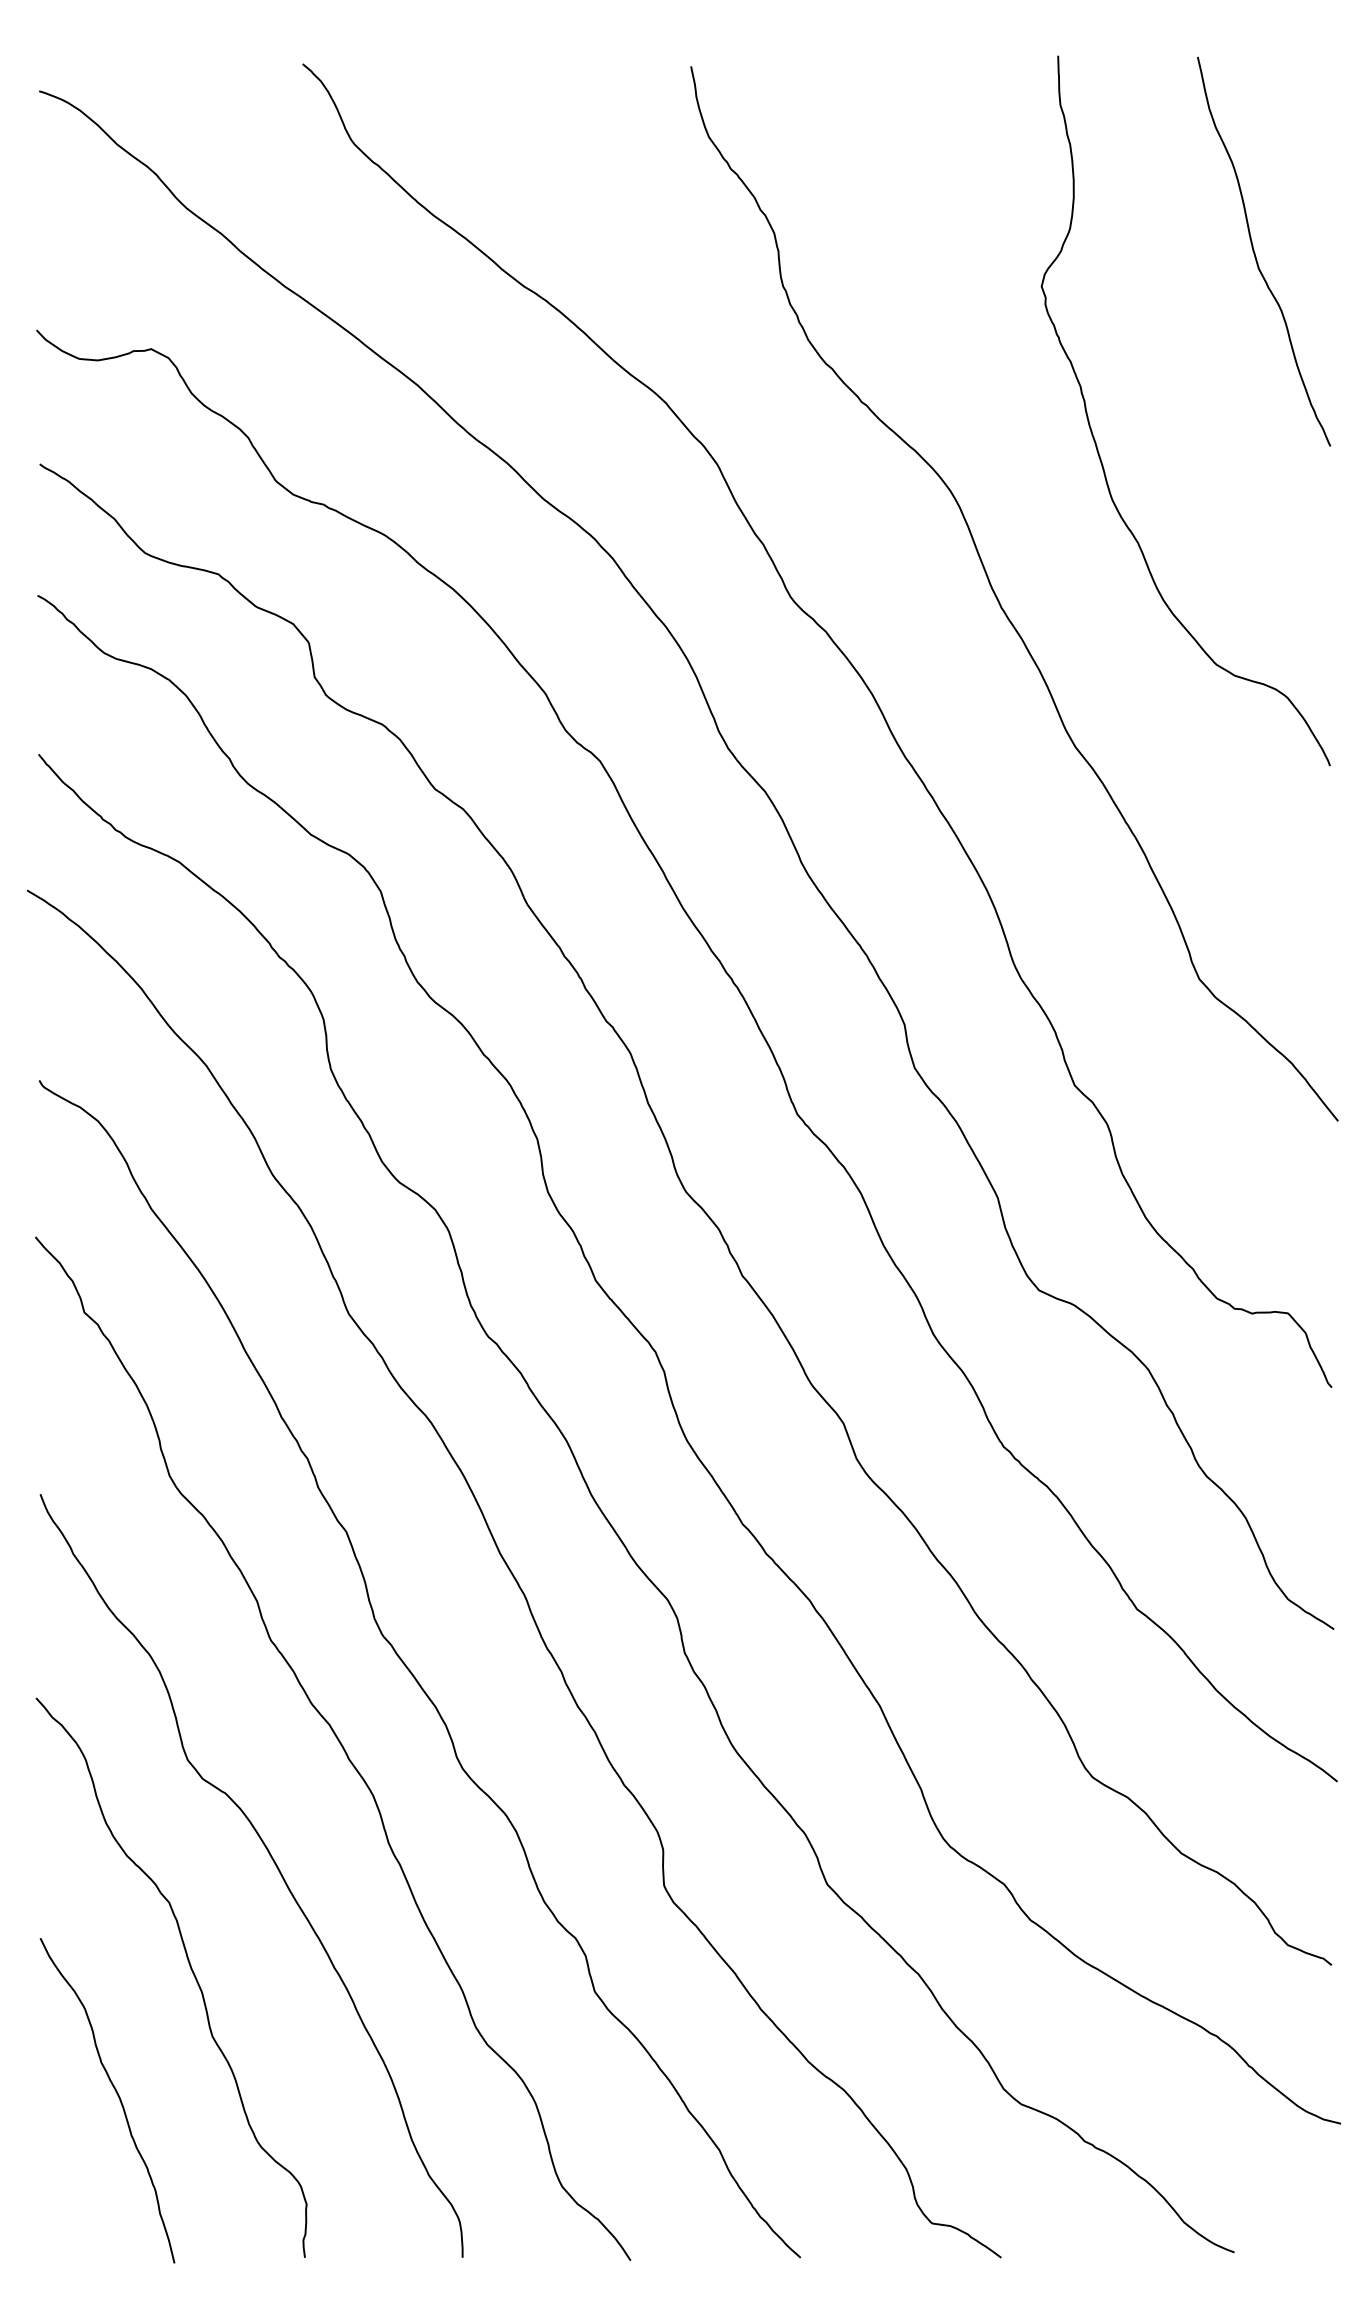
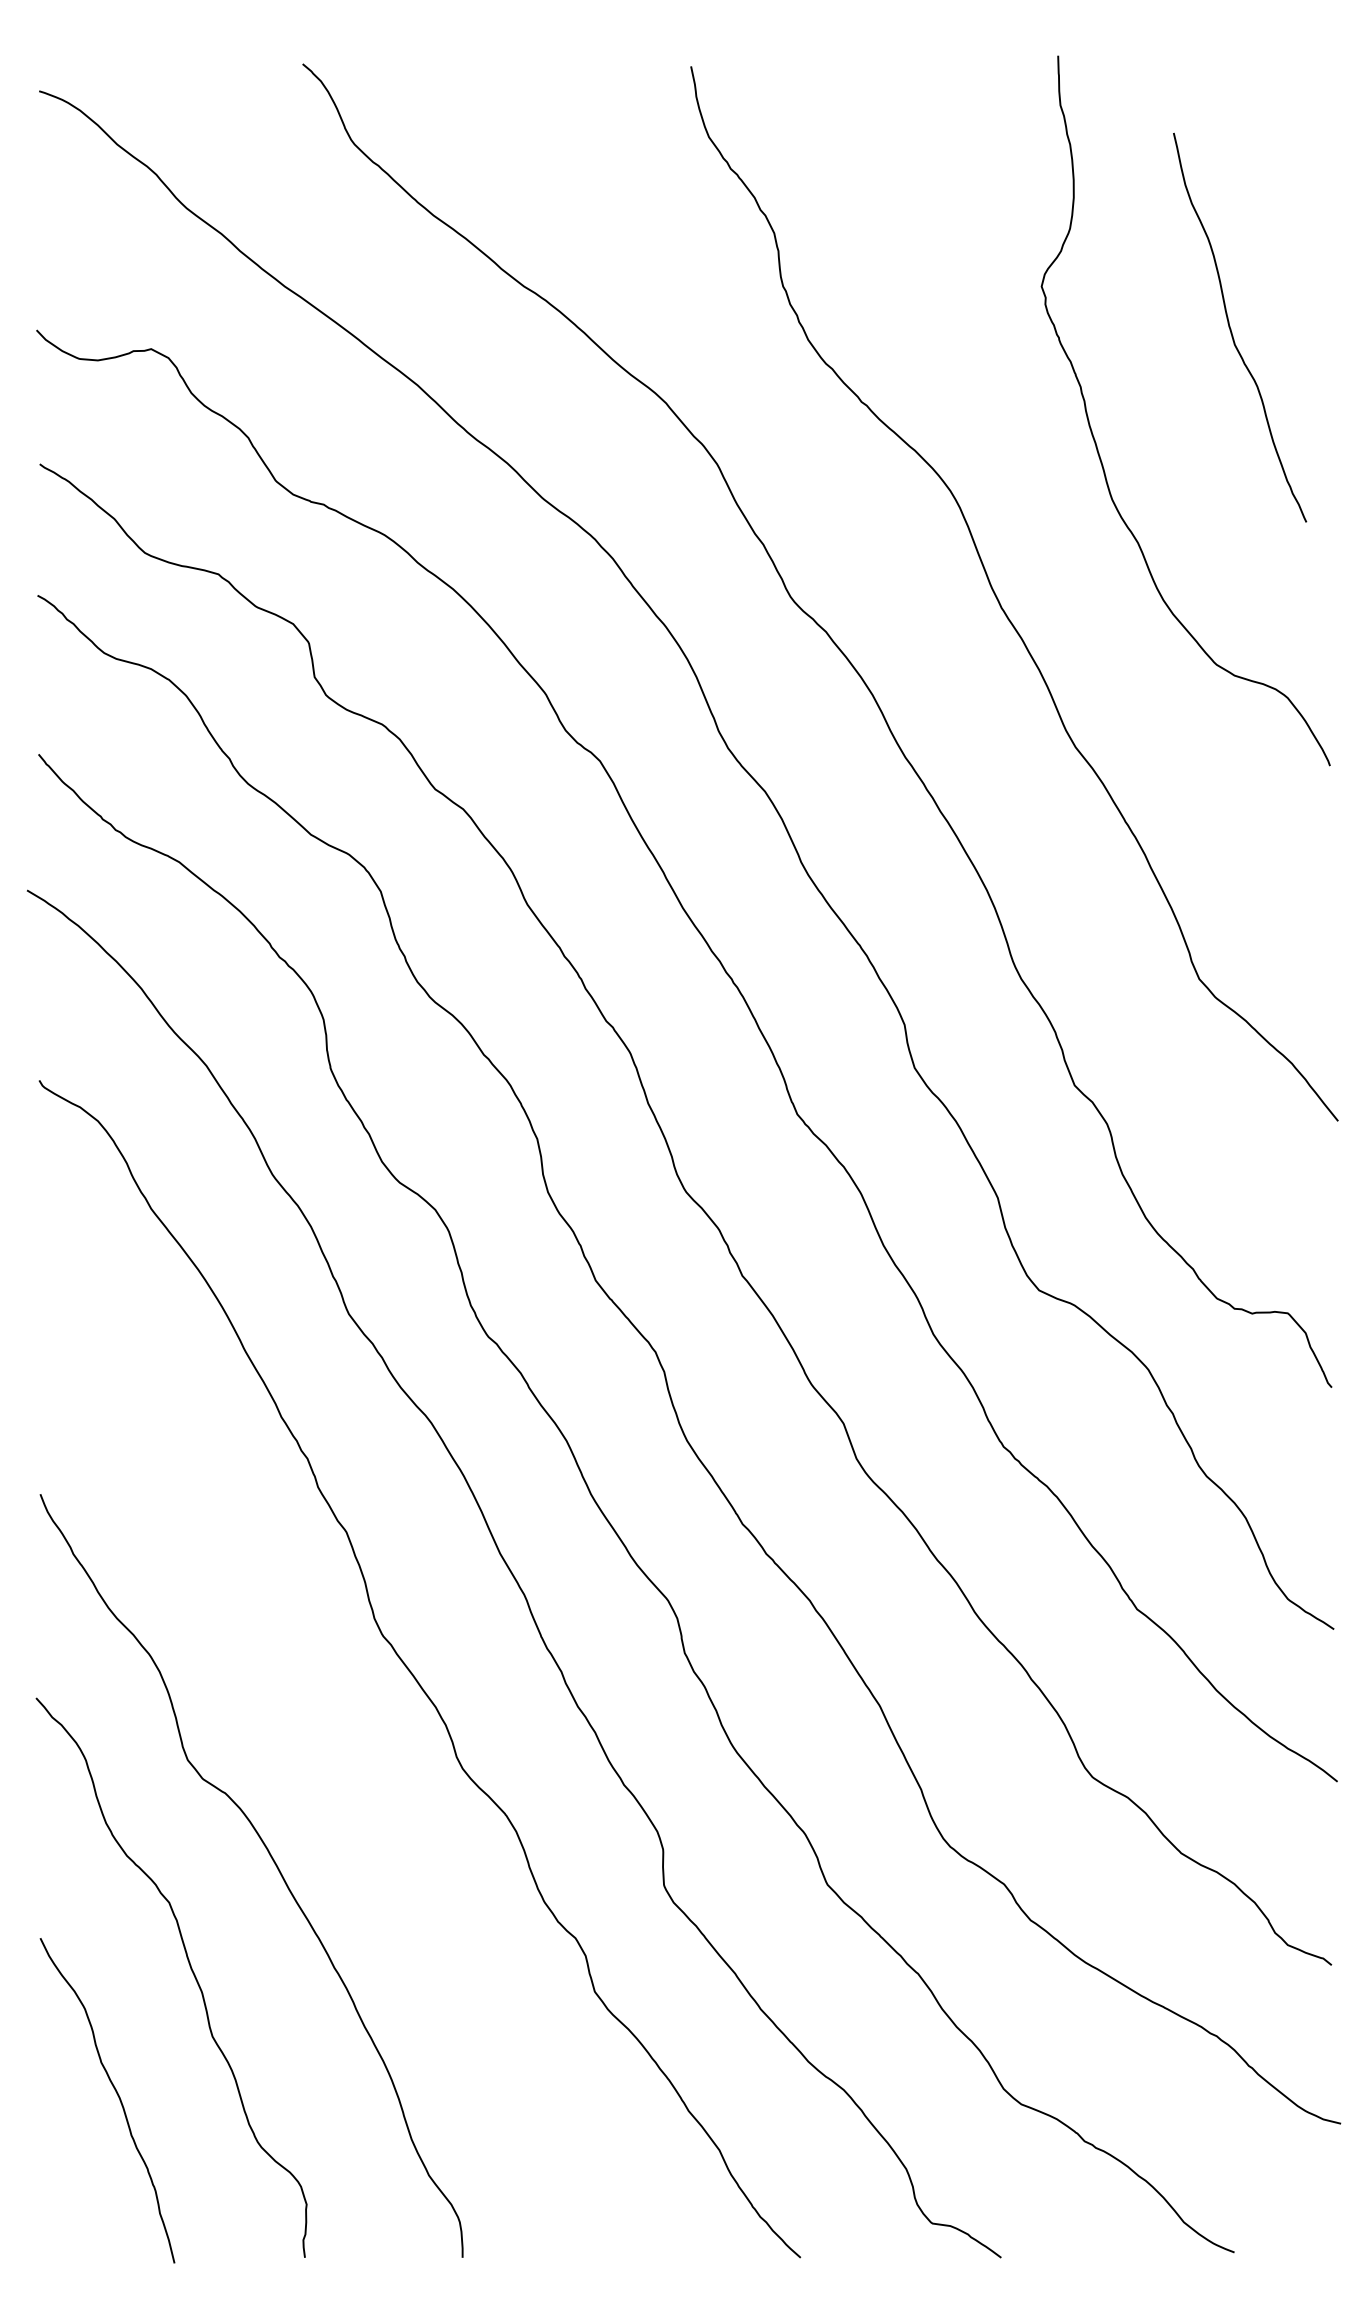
curve position: (1255, 252) -> (1231, 328) (1231, 328)
curve: present -> none (340, 1745)
